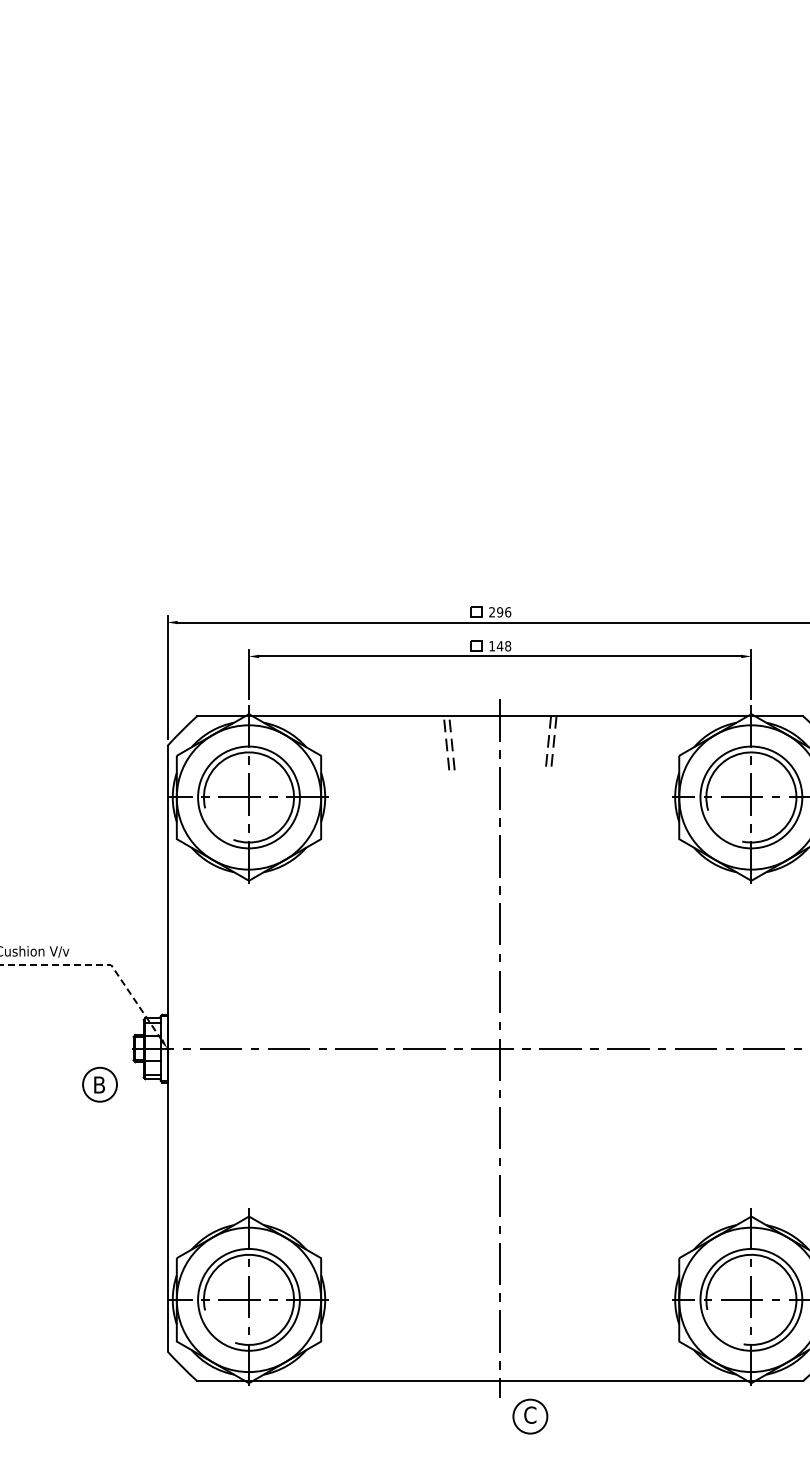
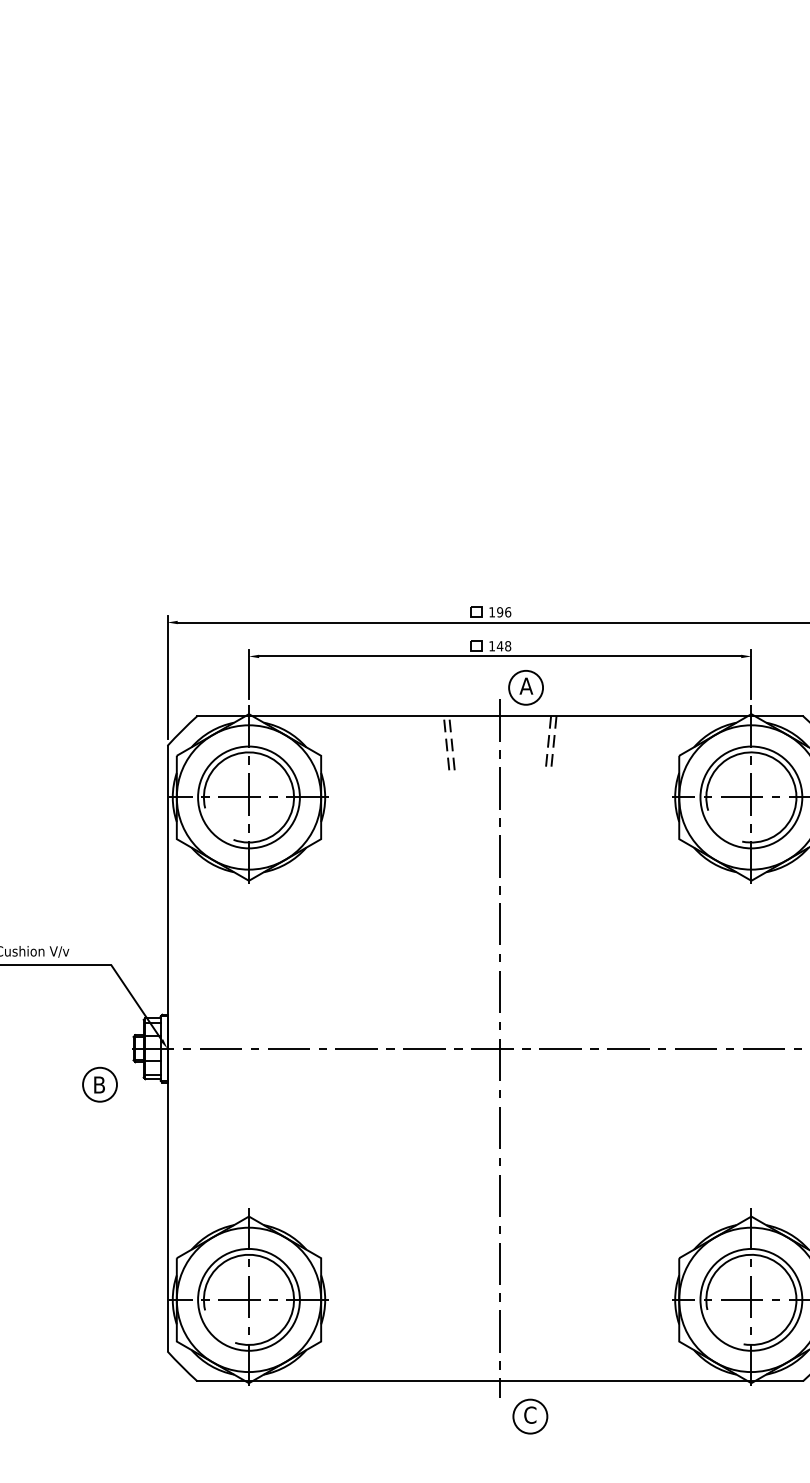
text: 296 -> 196 (491, 612)
part: none -> present (525, 687)
line: dashed -> solid (102, 965)
